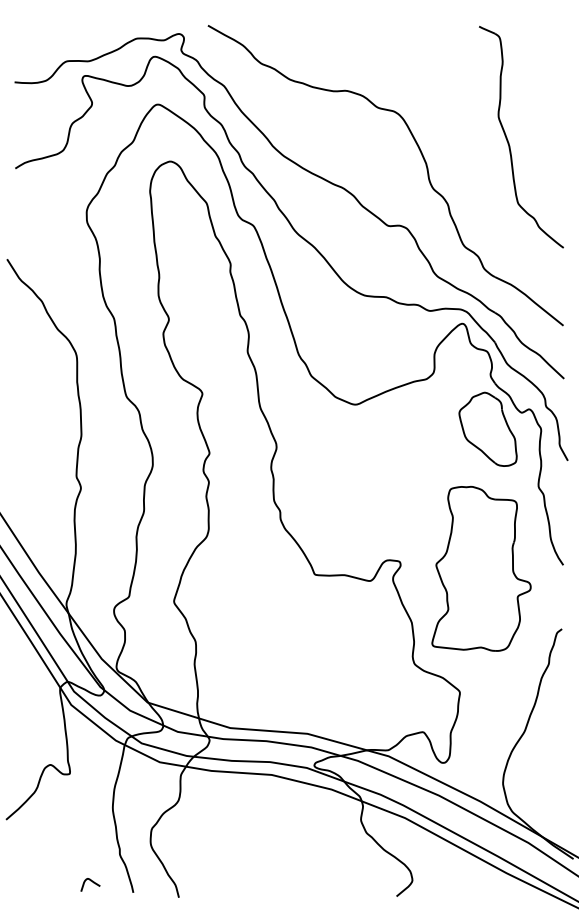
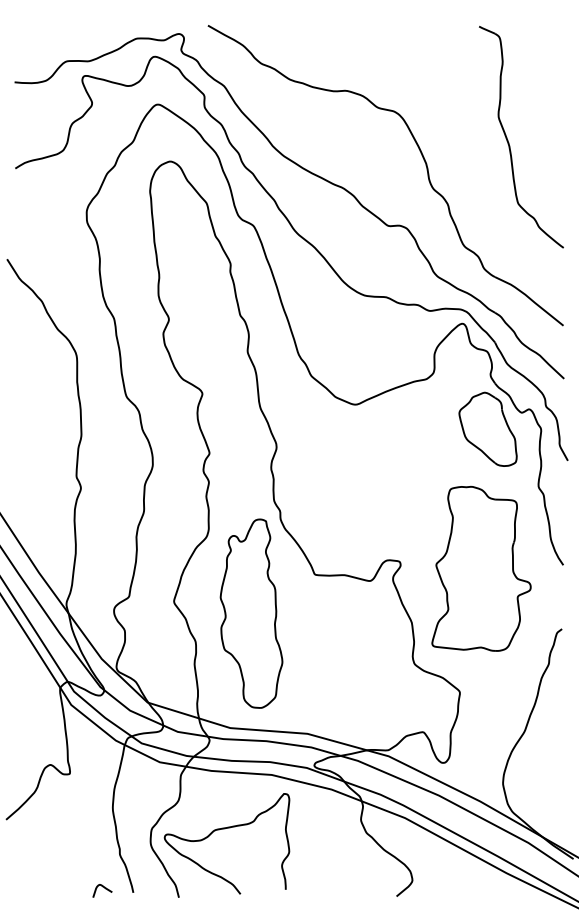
part: none -> present (251, 613)
curve: none -> present (225, 829)
curve position: (92, 882) -> (104, 888) (104, 888)
